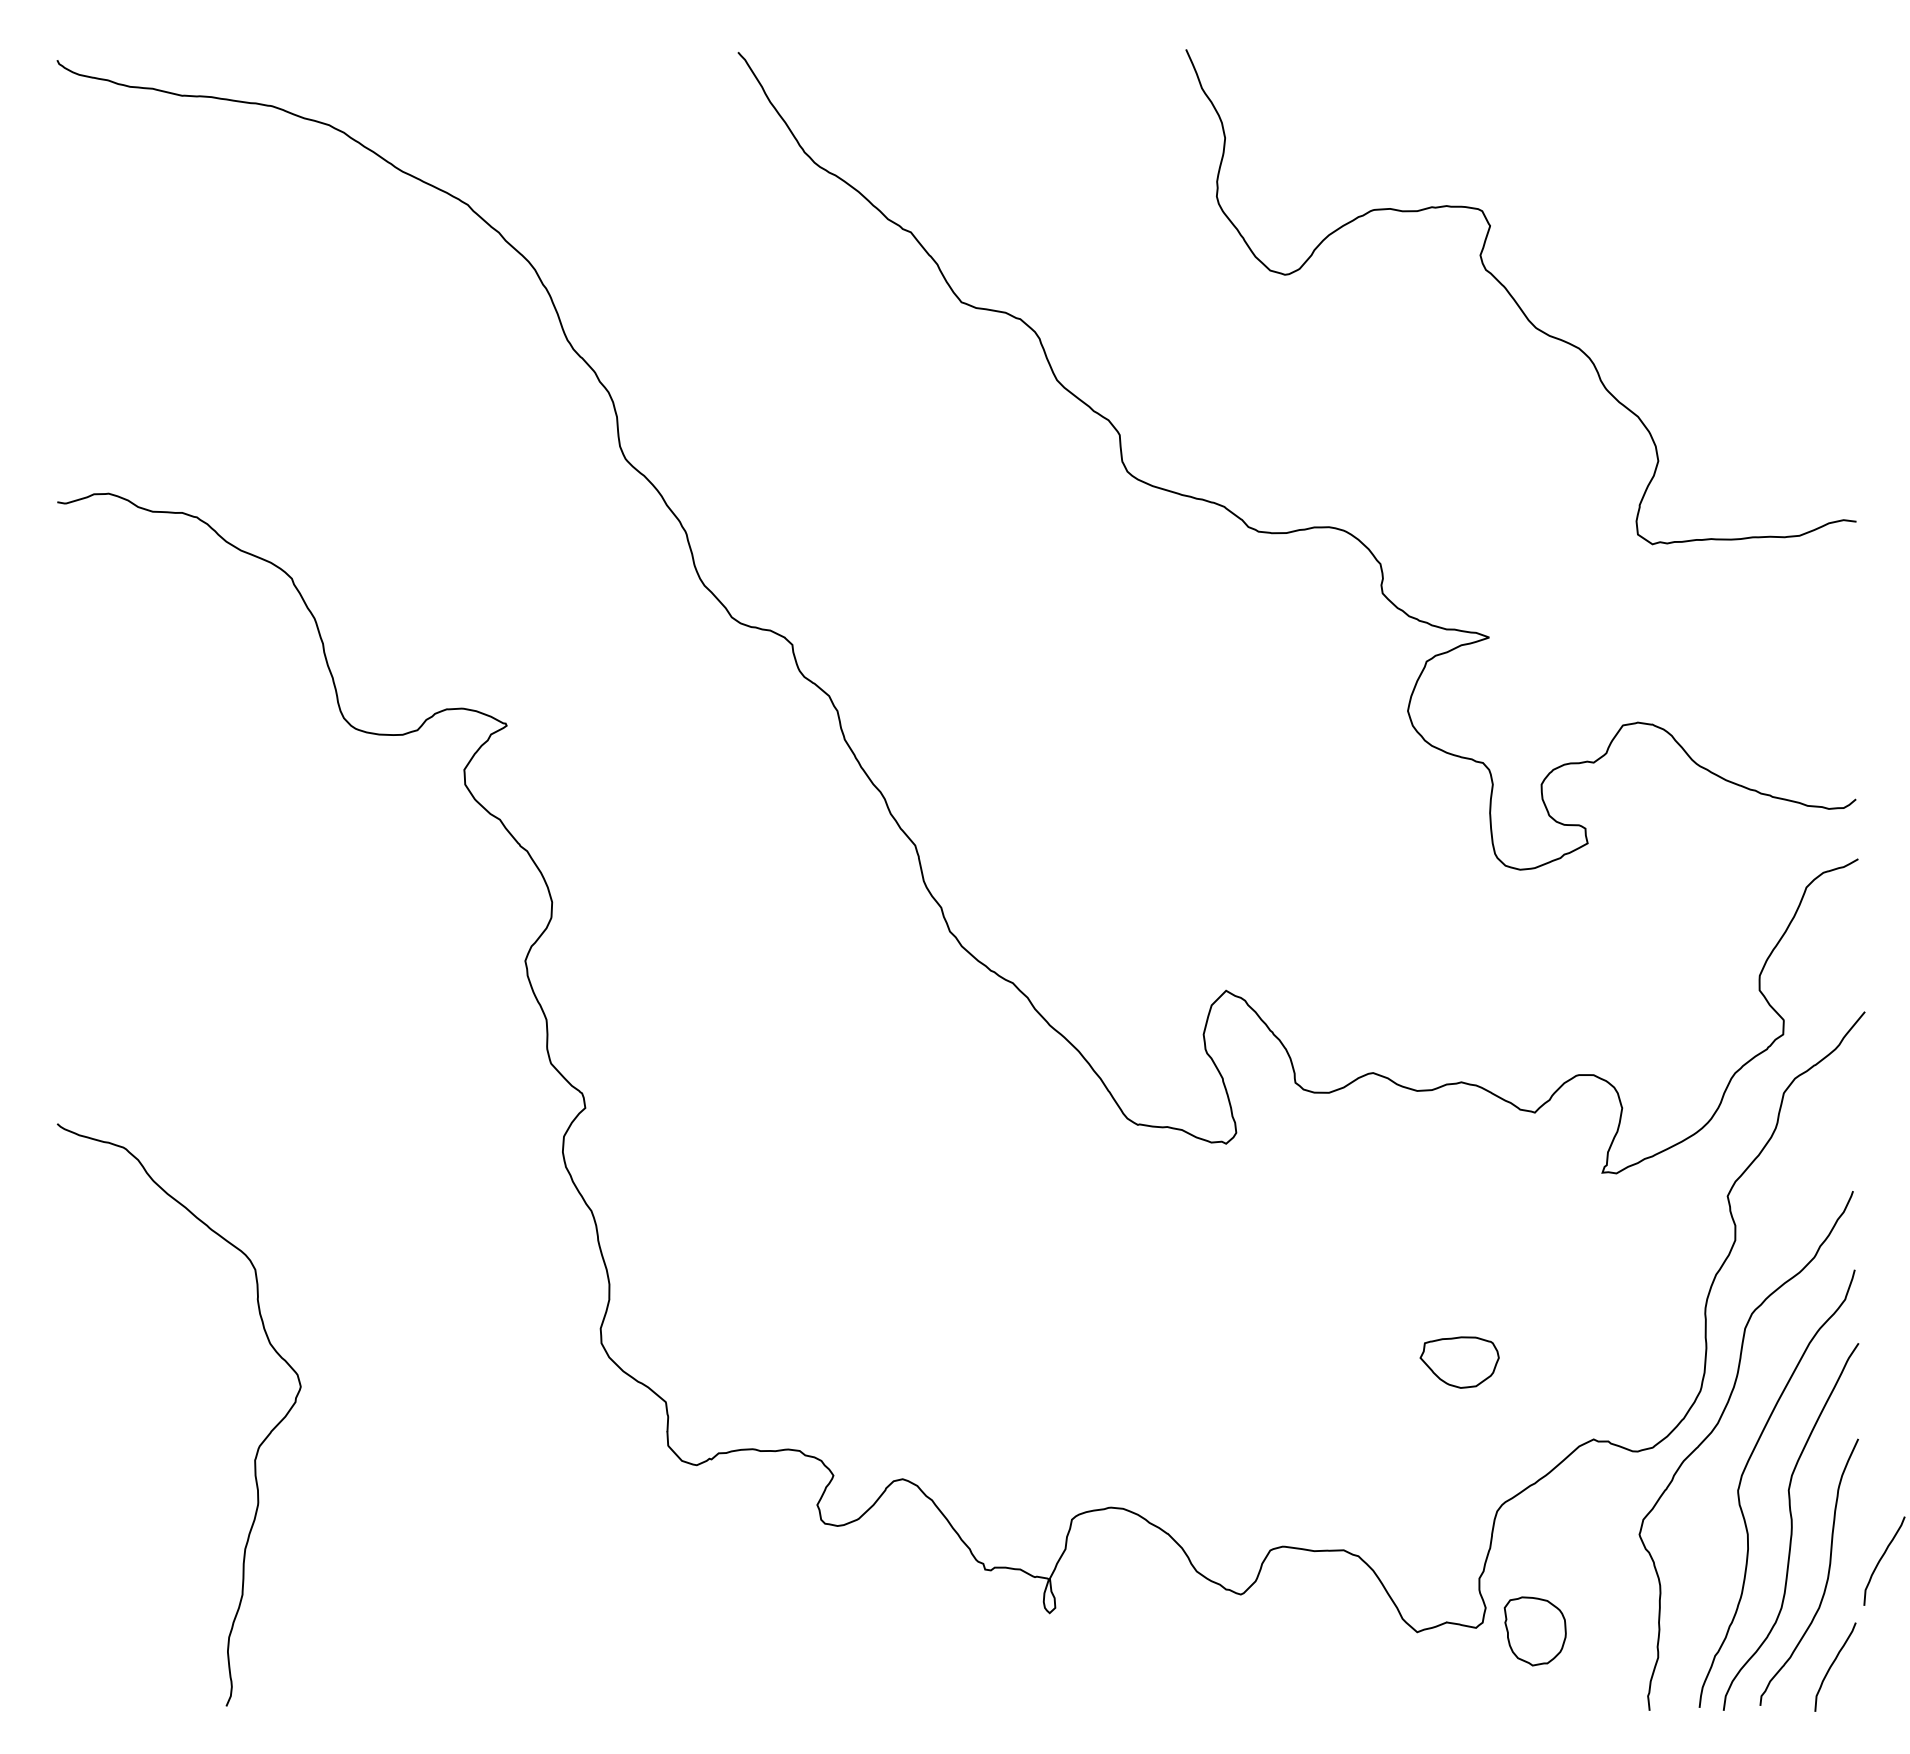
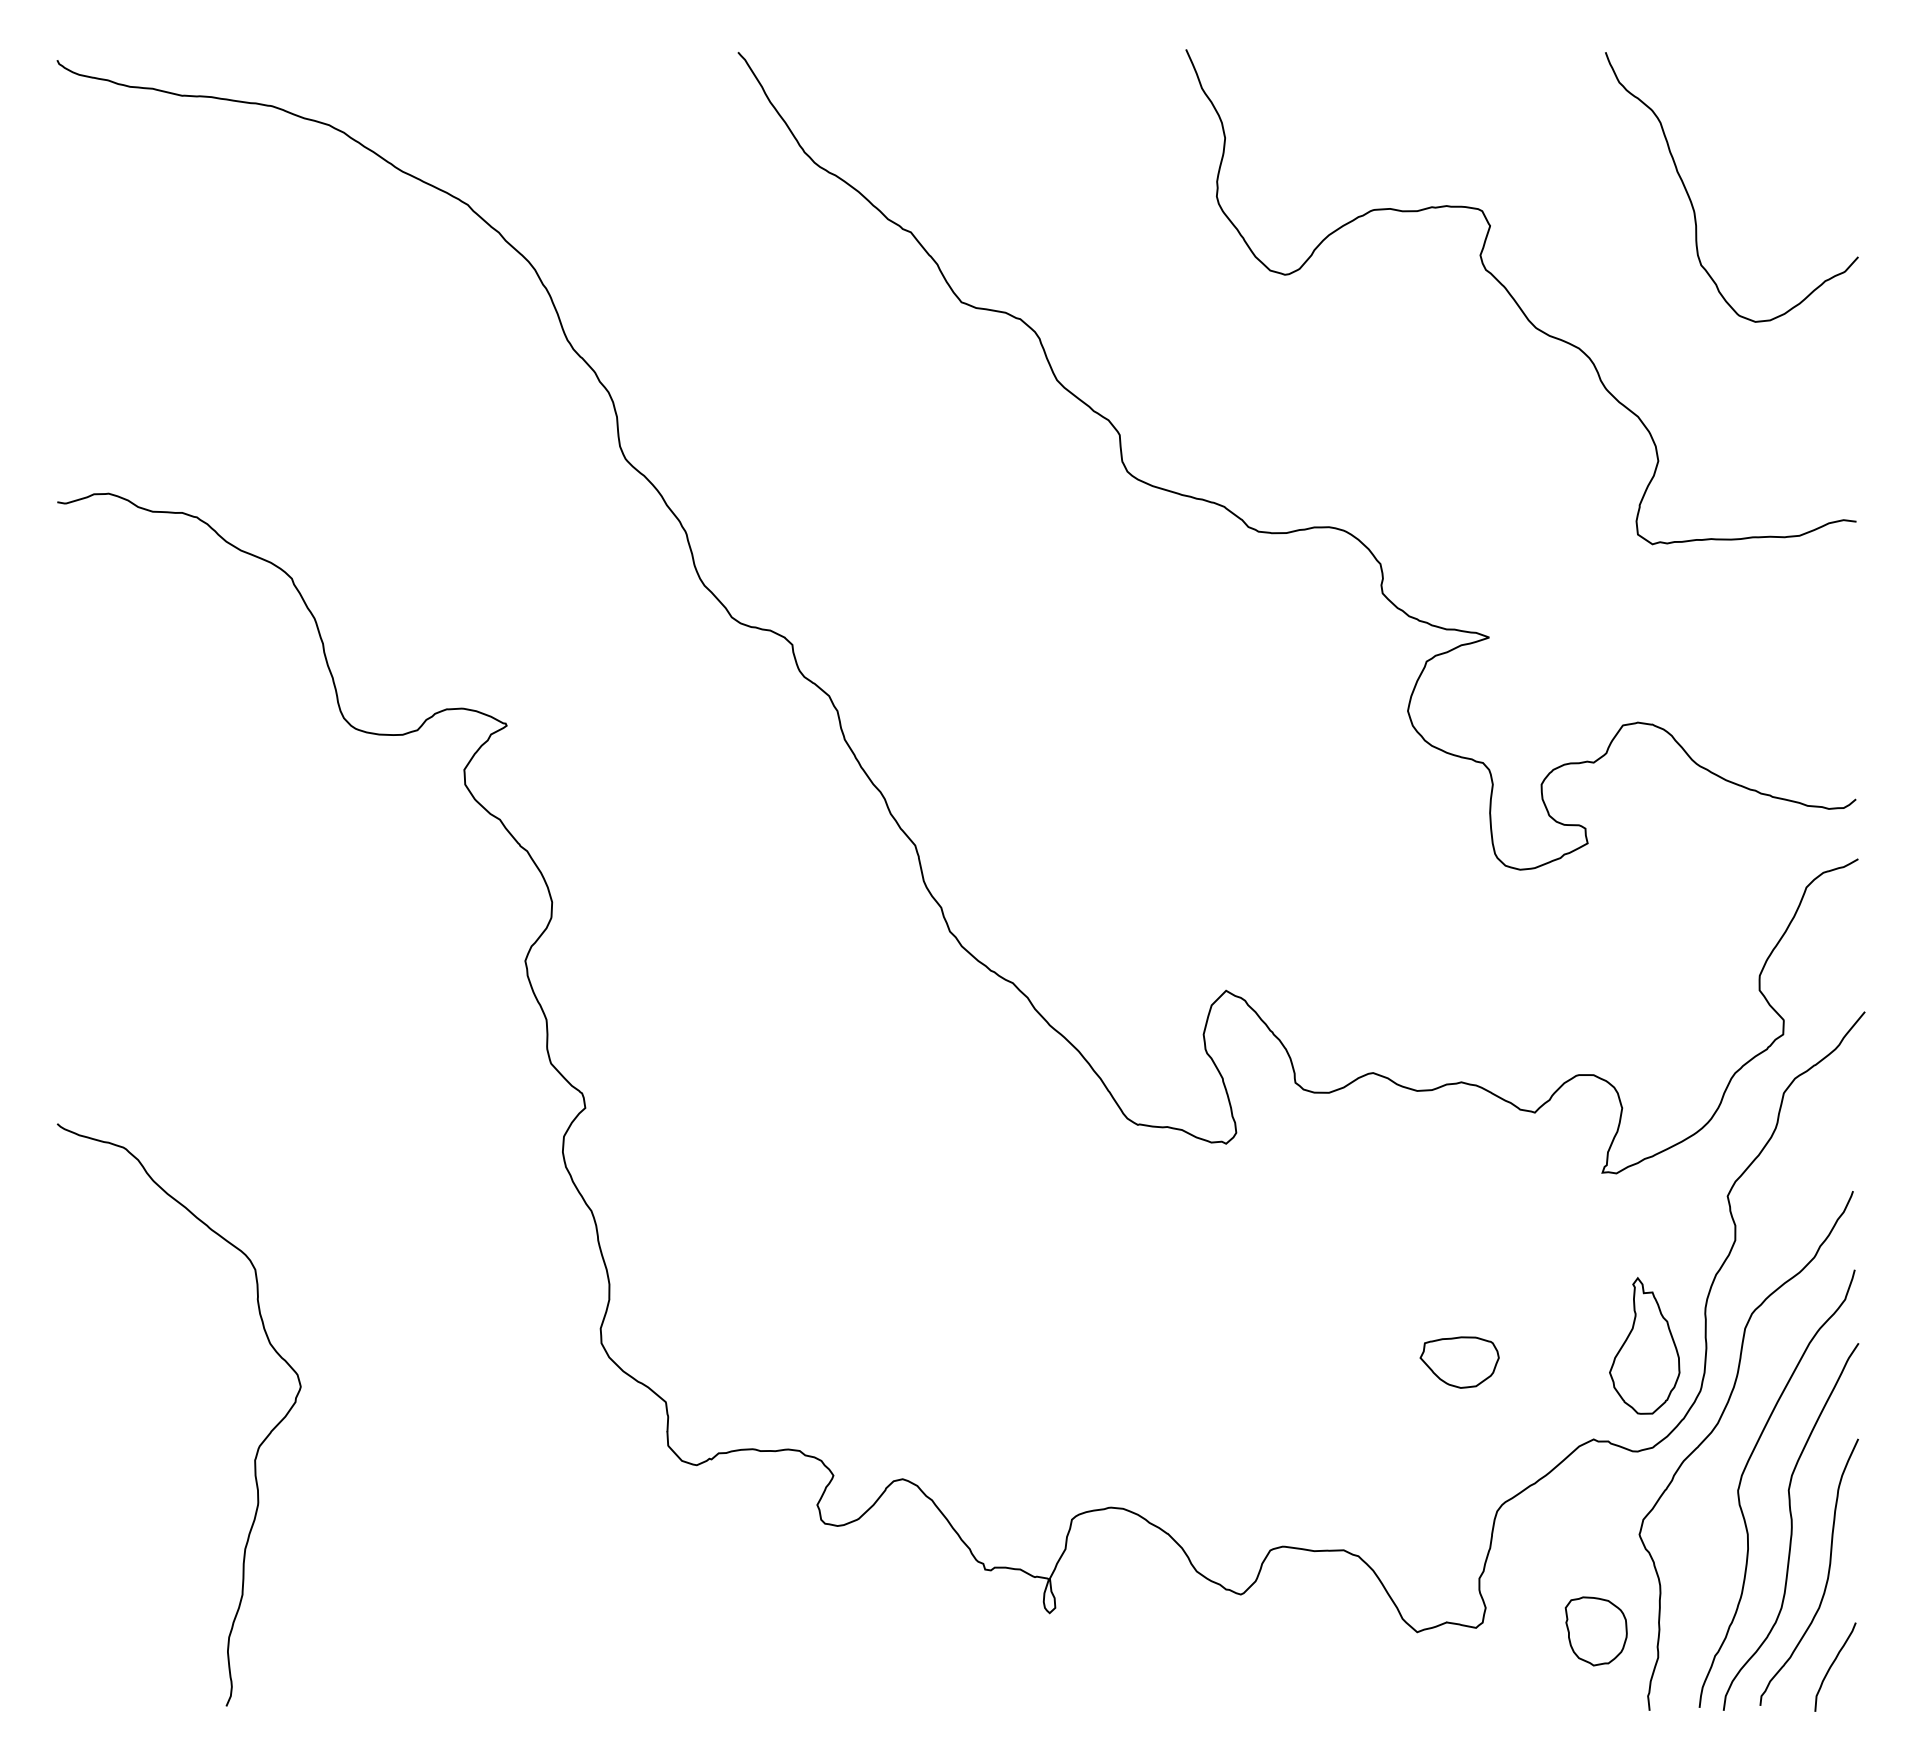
curve: none -> present (1692, 202)
part: none -> present (1644, 1345)
curve: present -> none (1882, 1558)
part position: (1534, 1631) -> (1595, 1631) (1595, 1631)
